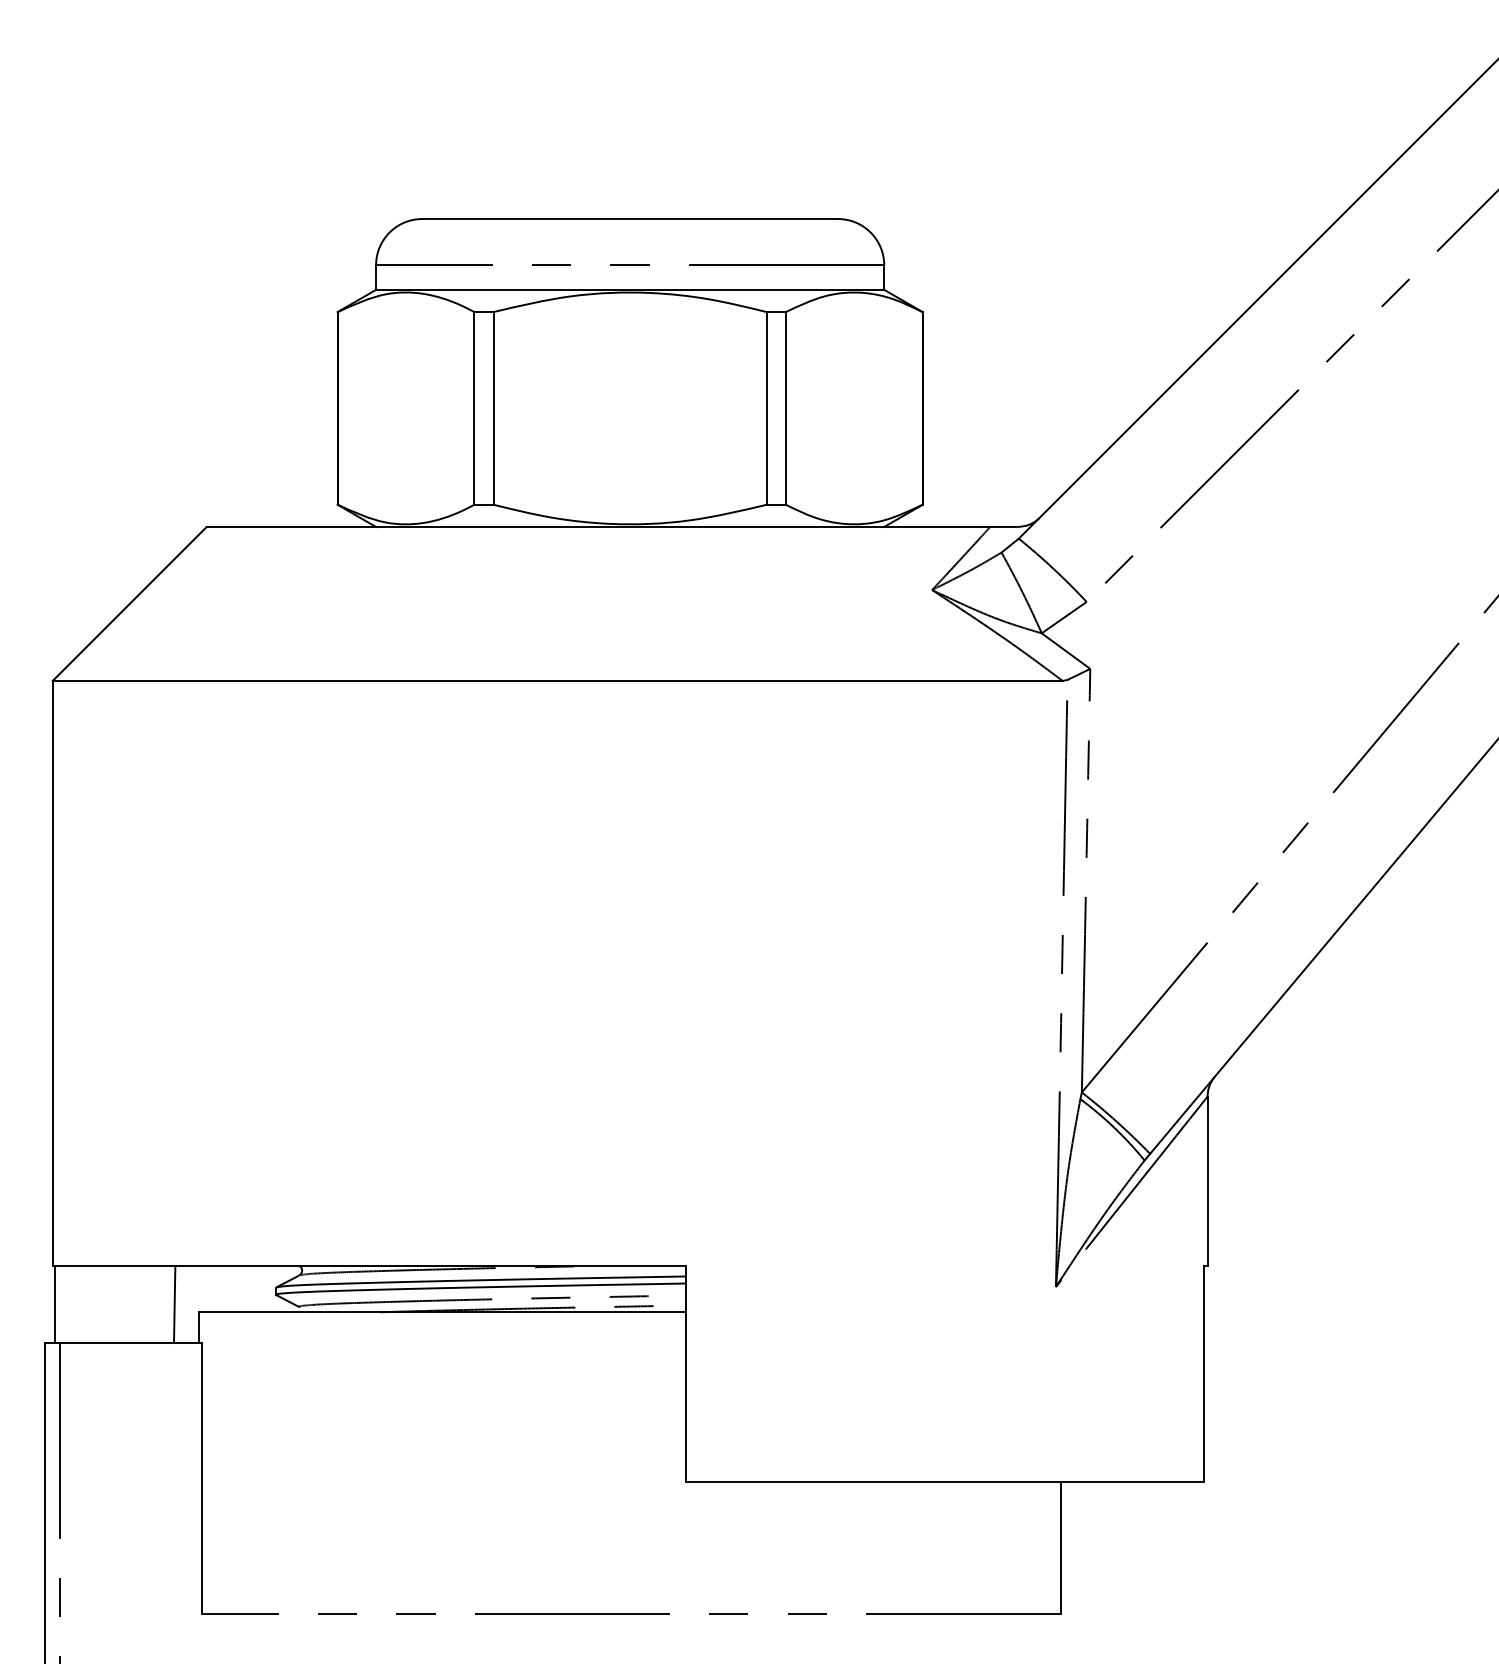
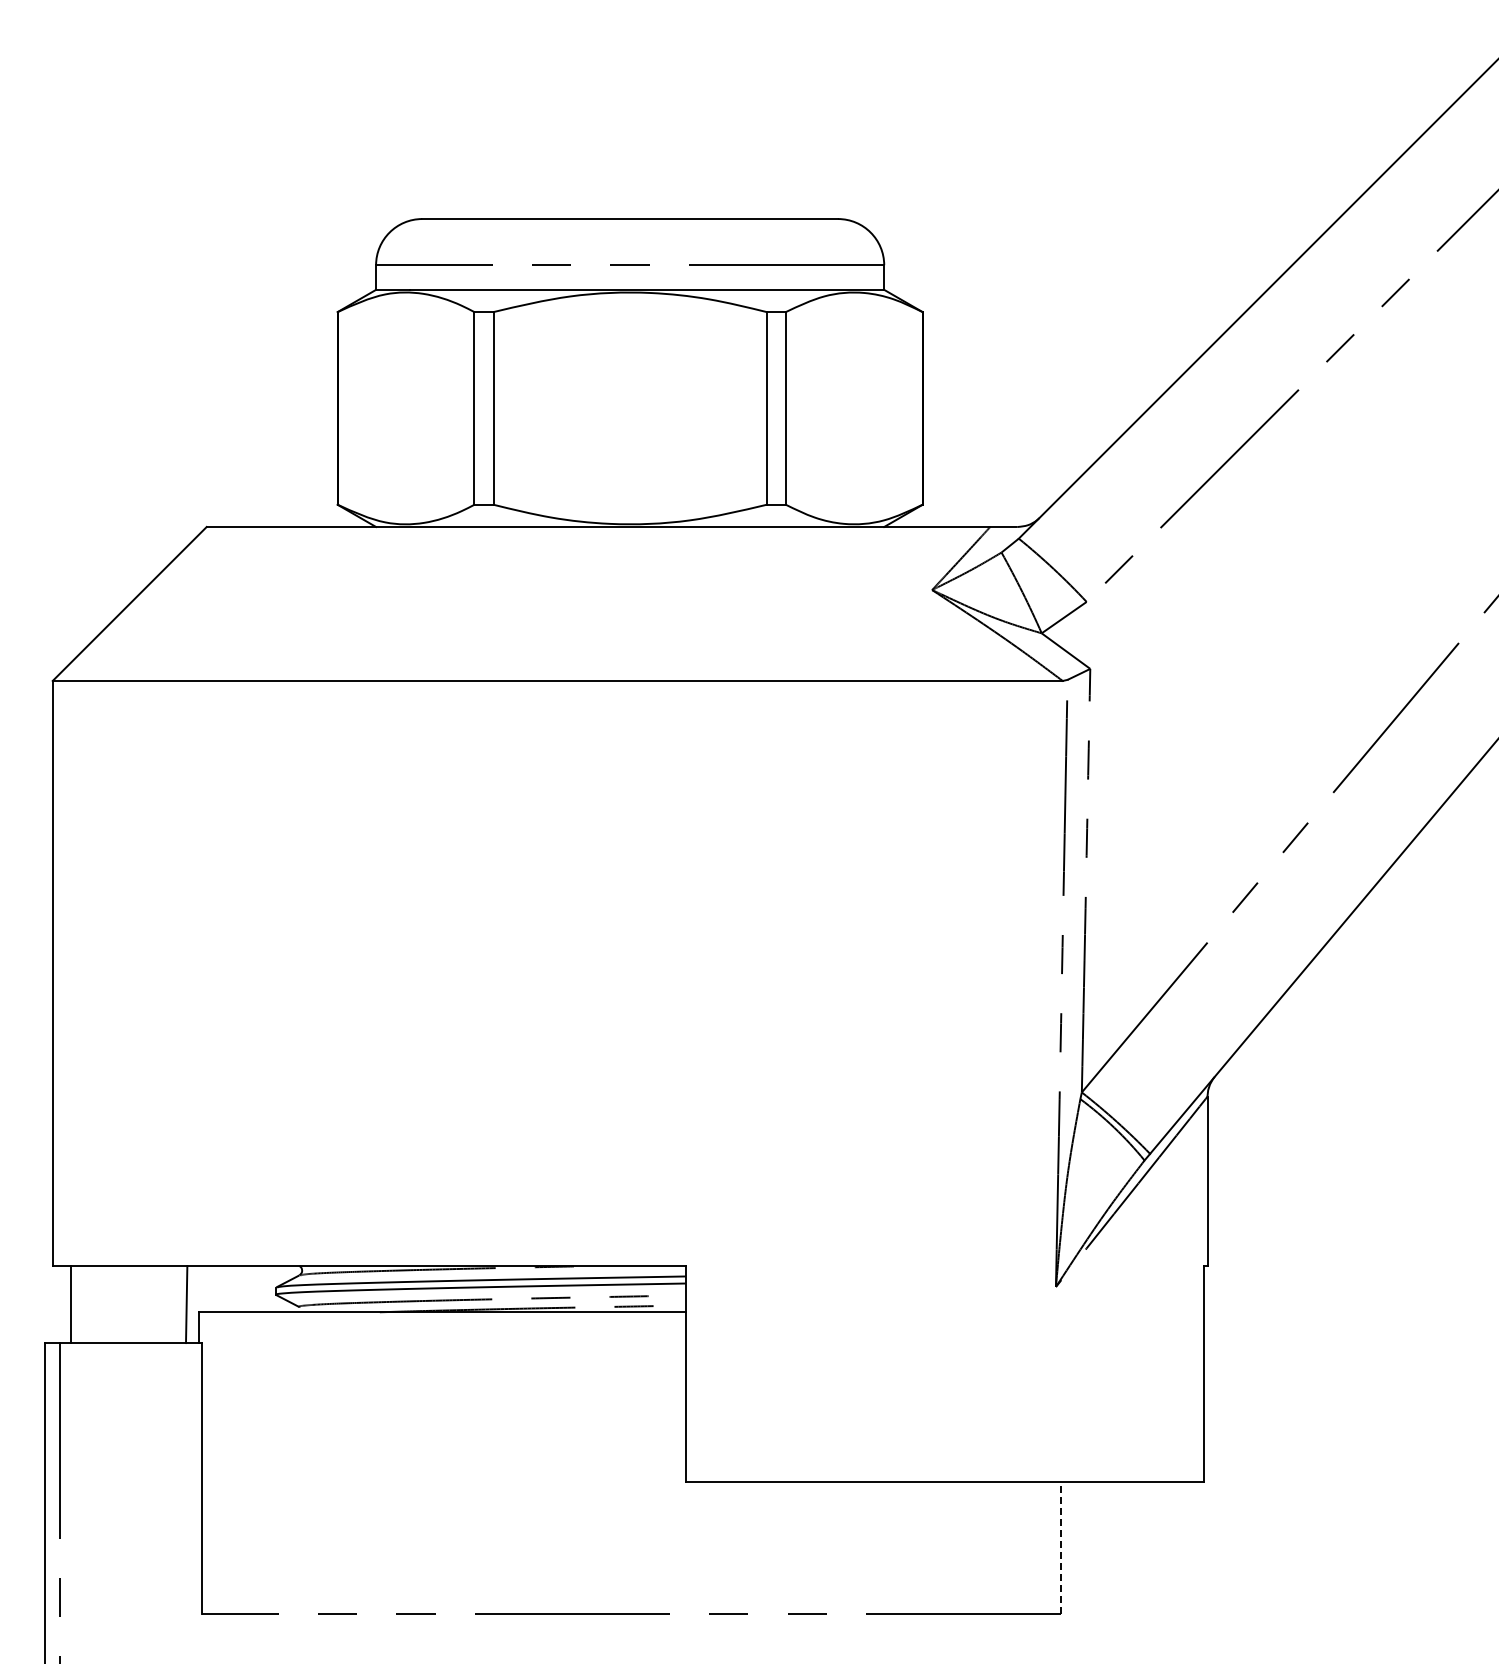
line position: (55, 1304) -> (71, 1304) (71, 1304)
line position: (174, 1304) -> (186, 1304) (186, 1304)
line: solid -> dashed (1061, 1547)
